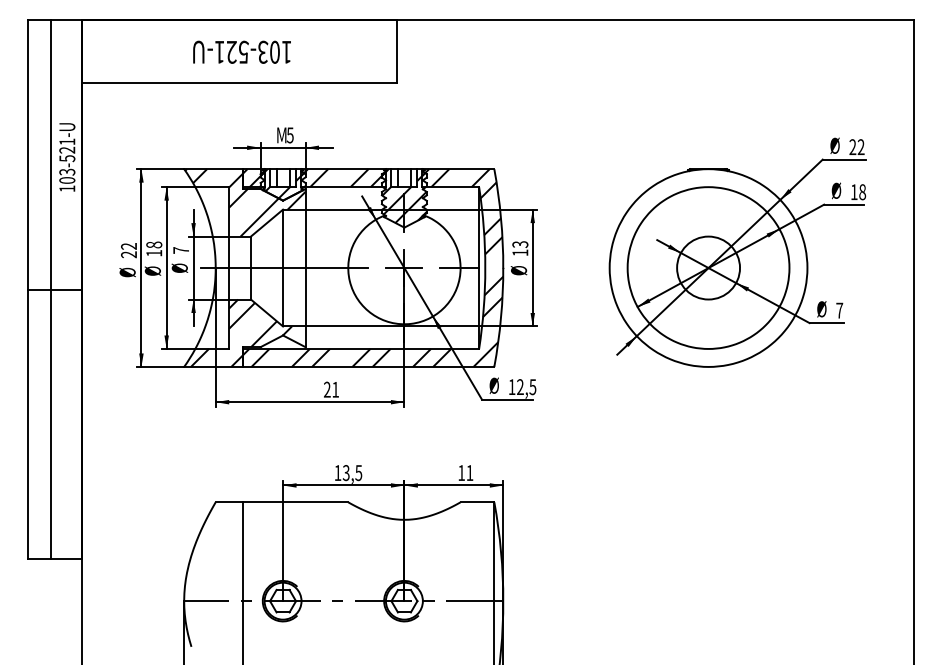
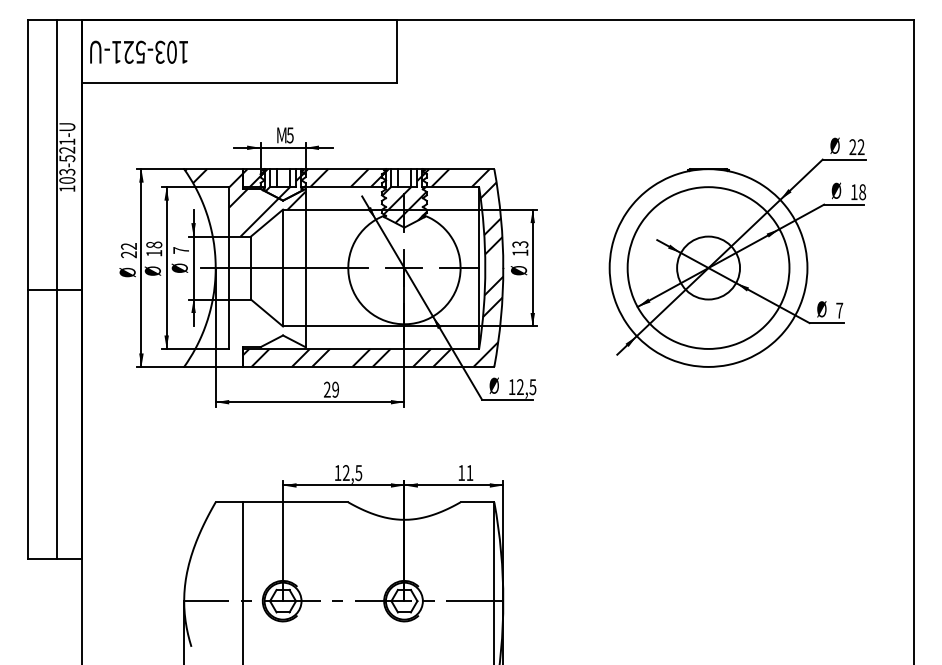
text position: (241, 51) -> (138, 51) (138, 51)
line position: (50, 289) -> (56, 289) (56, 289)
hatch: present -> none (240, 332)
text: 21 -> 29 (335, 389)
text: 13,5 -> 12,5 (345, 473)
